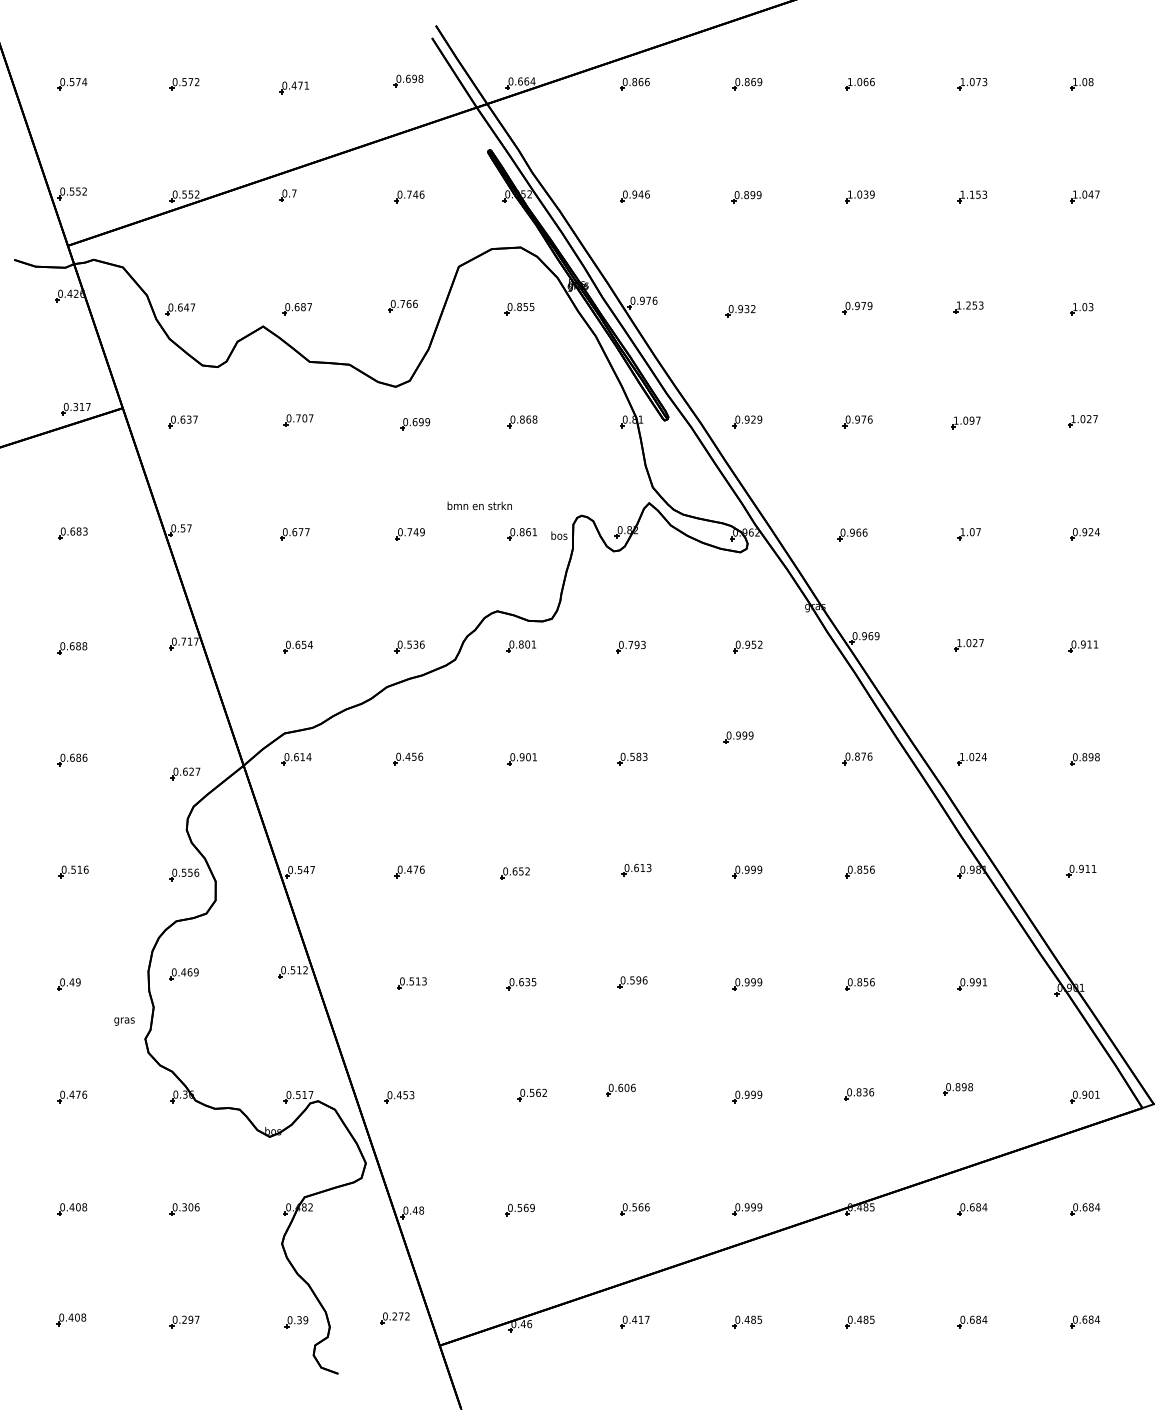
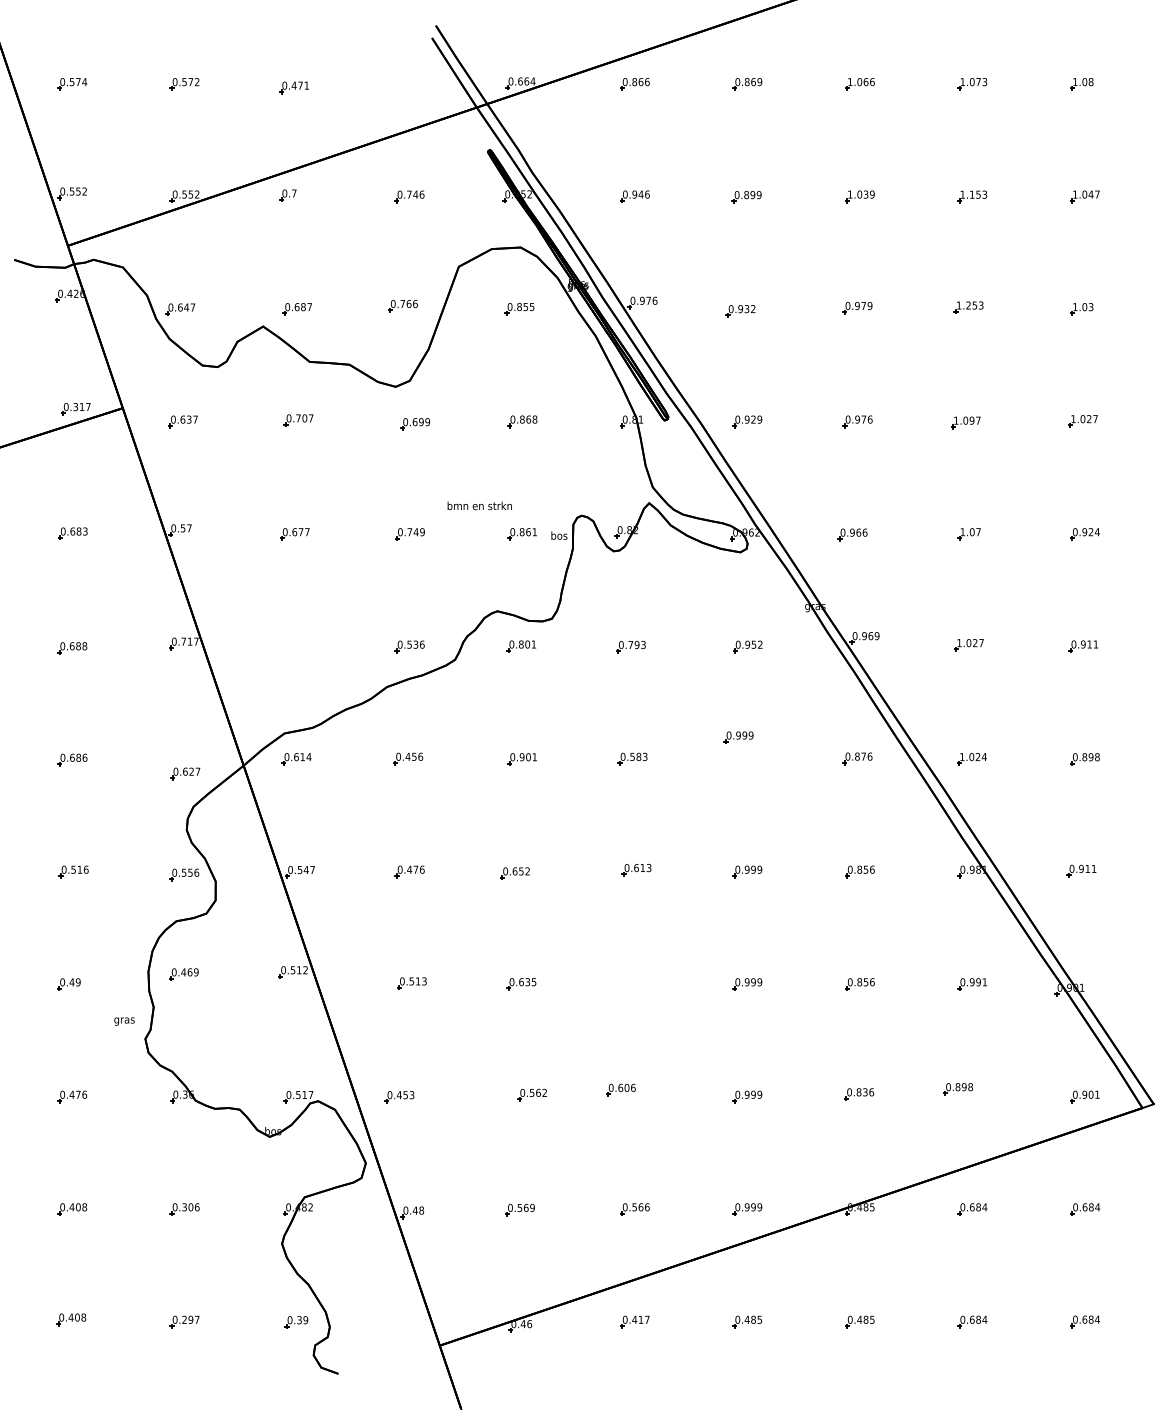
part: present -> none (408, 80)
part: present -> none (297, 646)
part: present -> none (632, 982)
part: present -> none (394, 1318)
